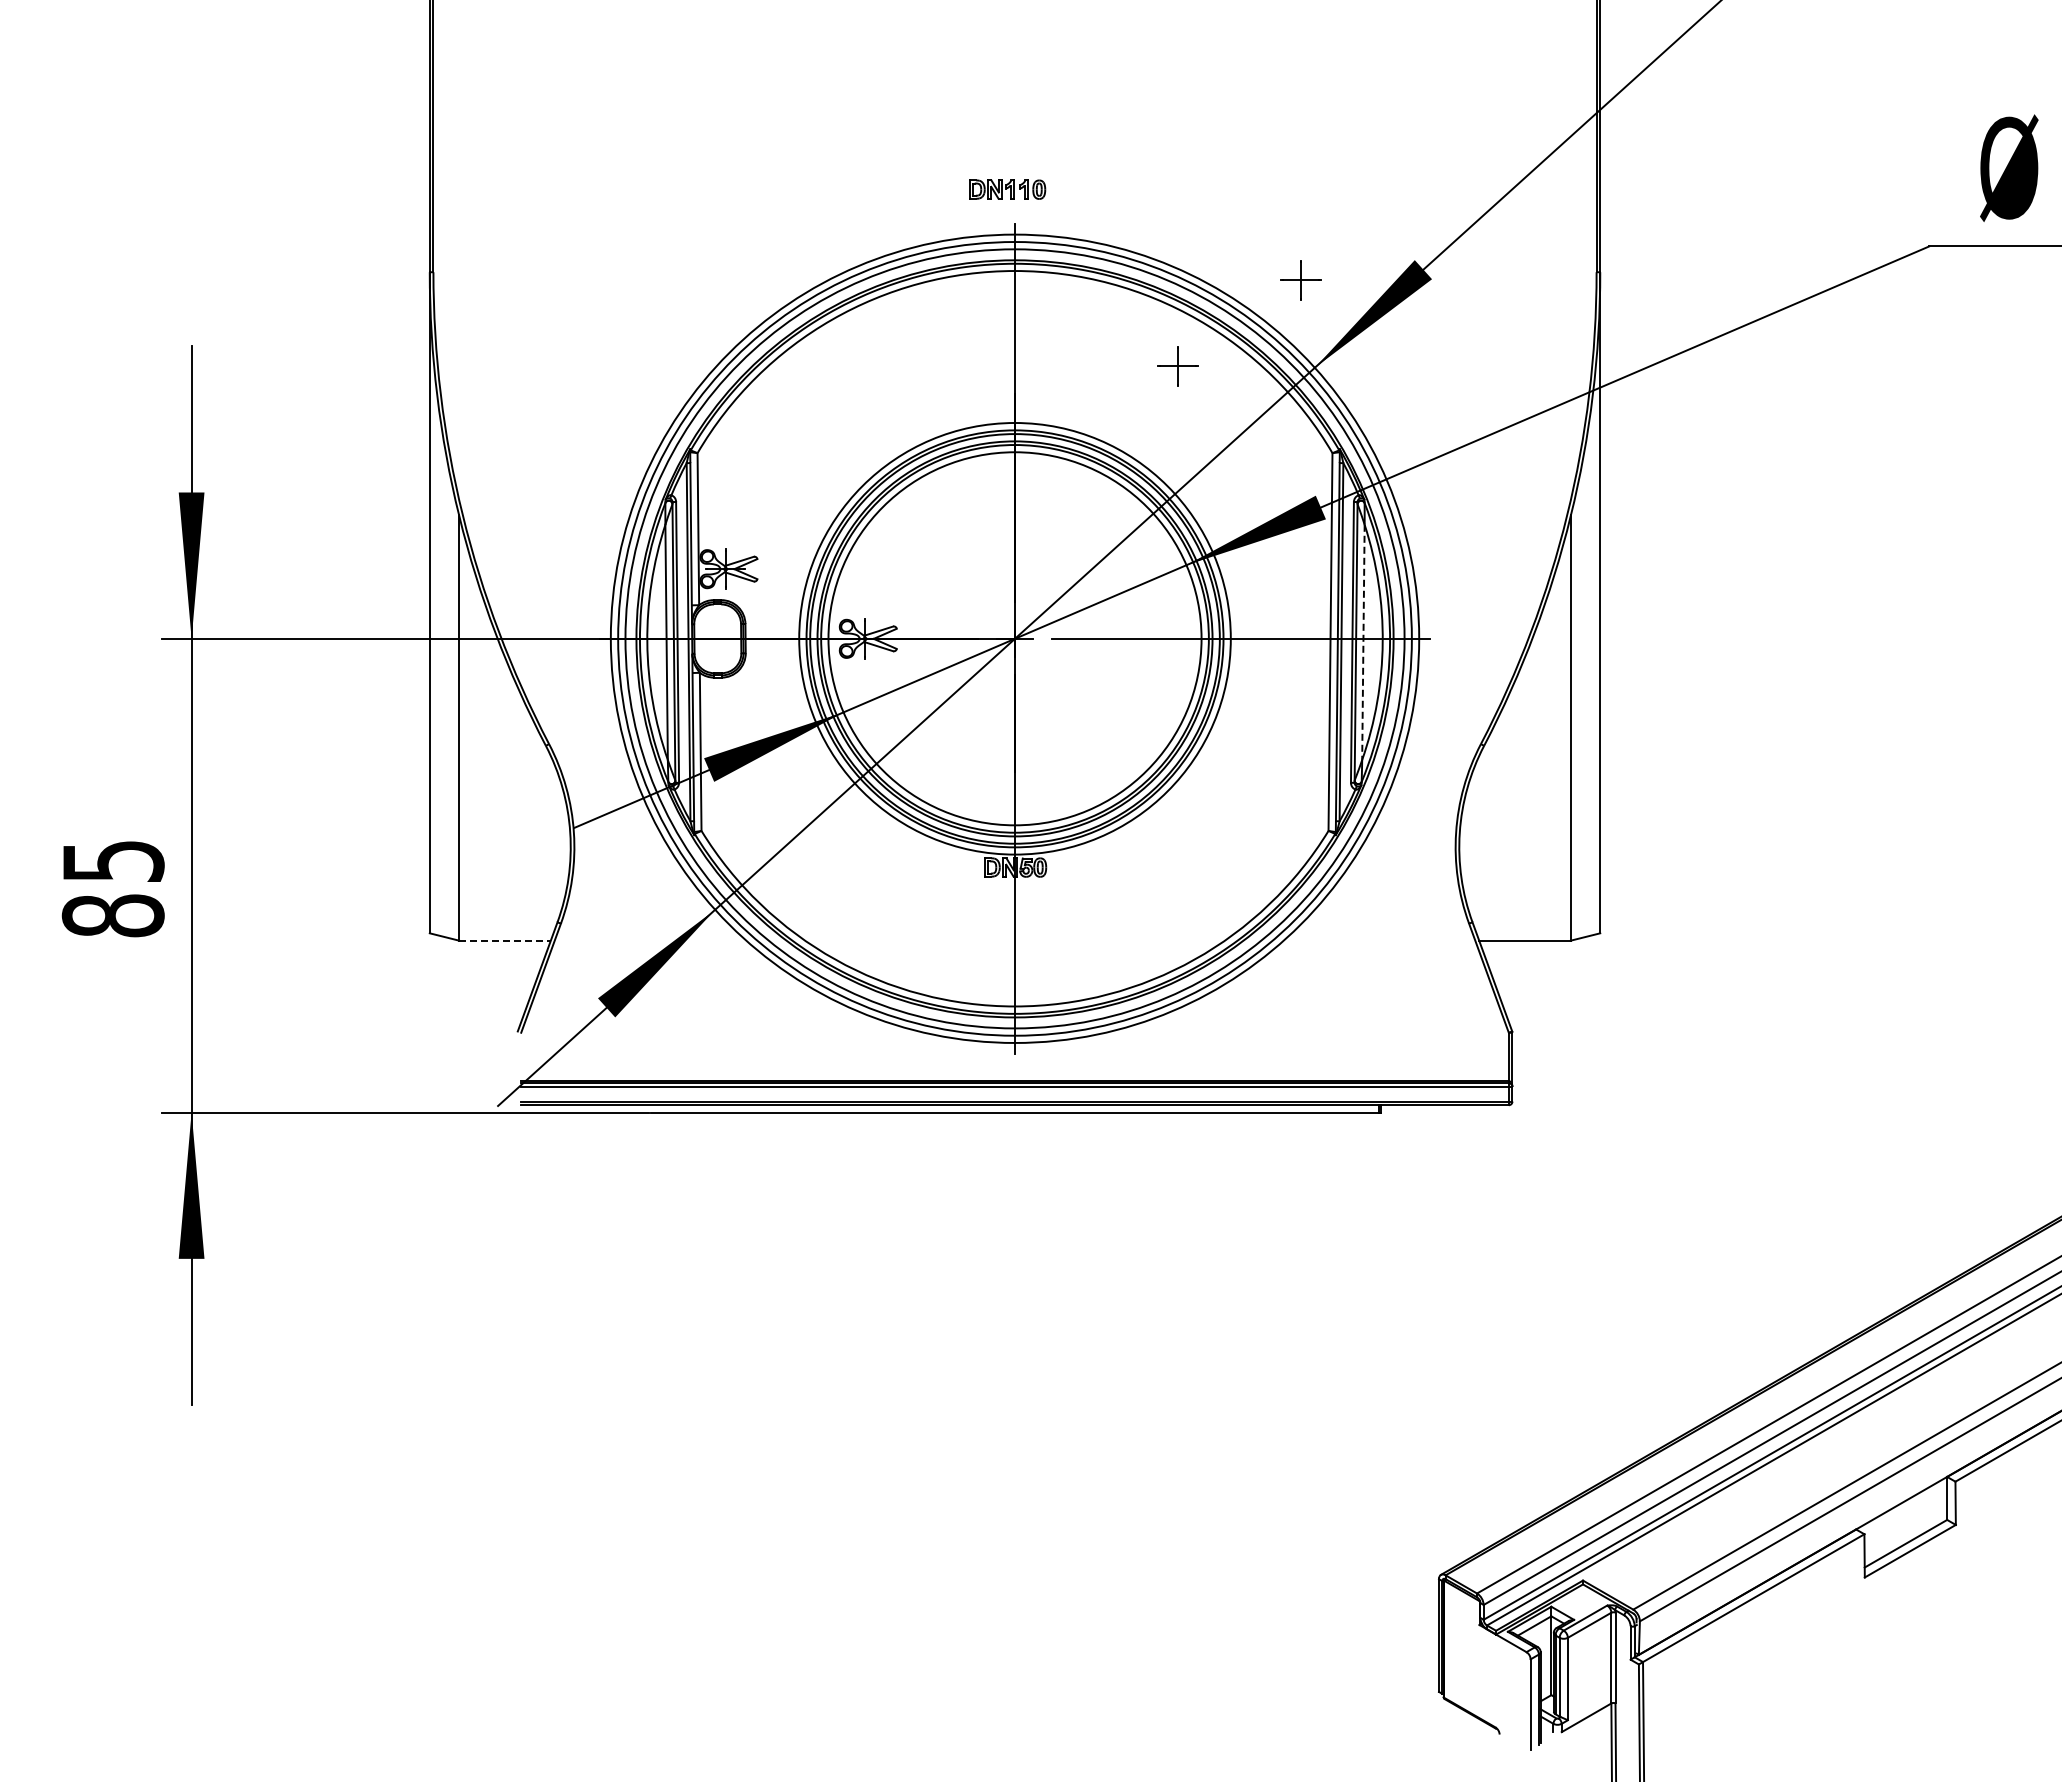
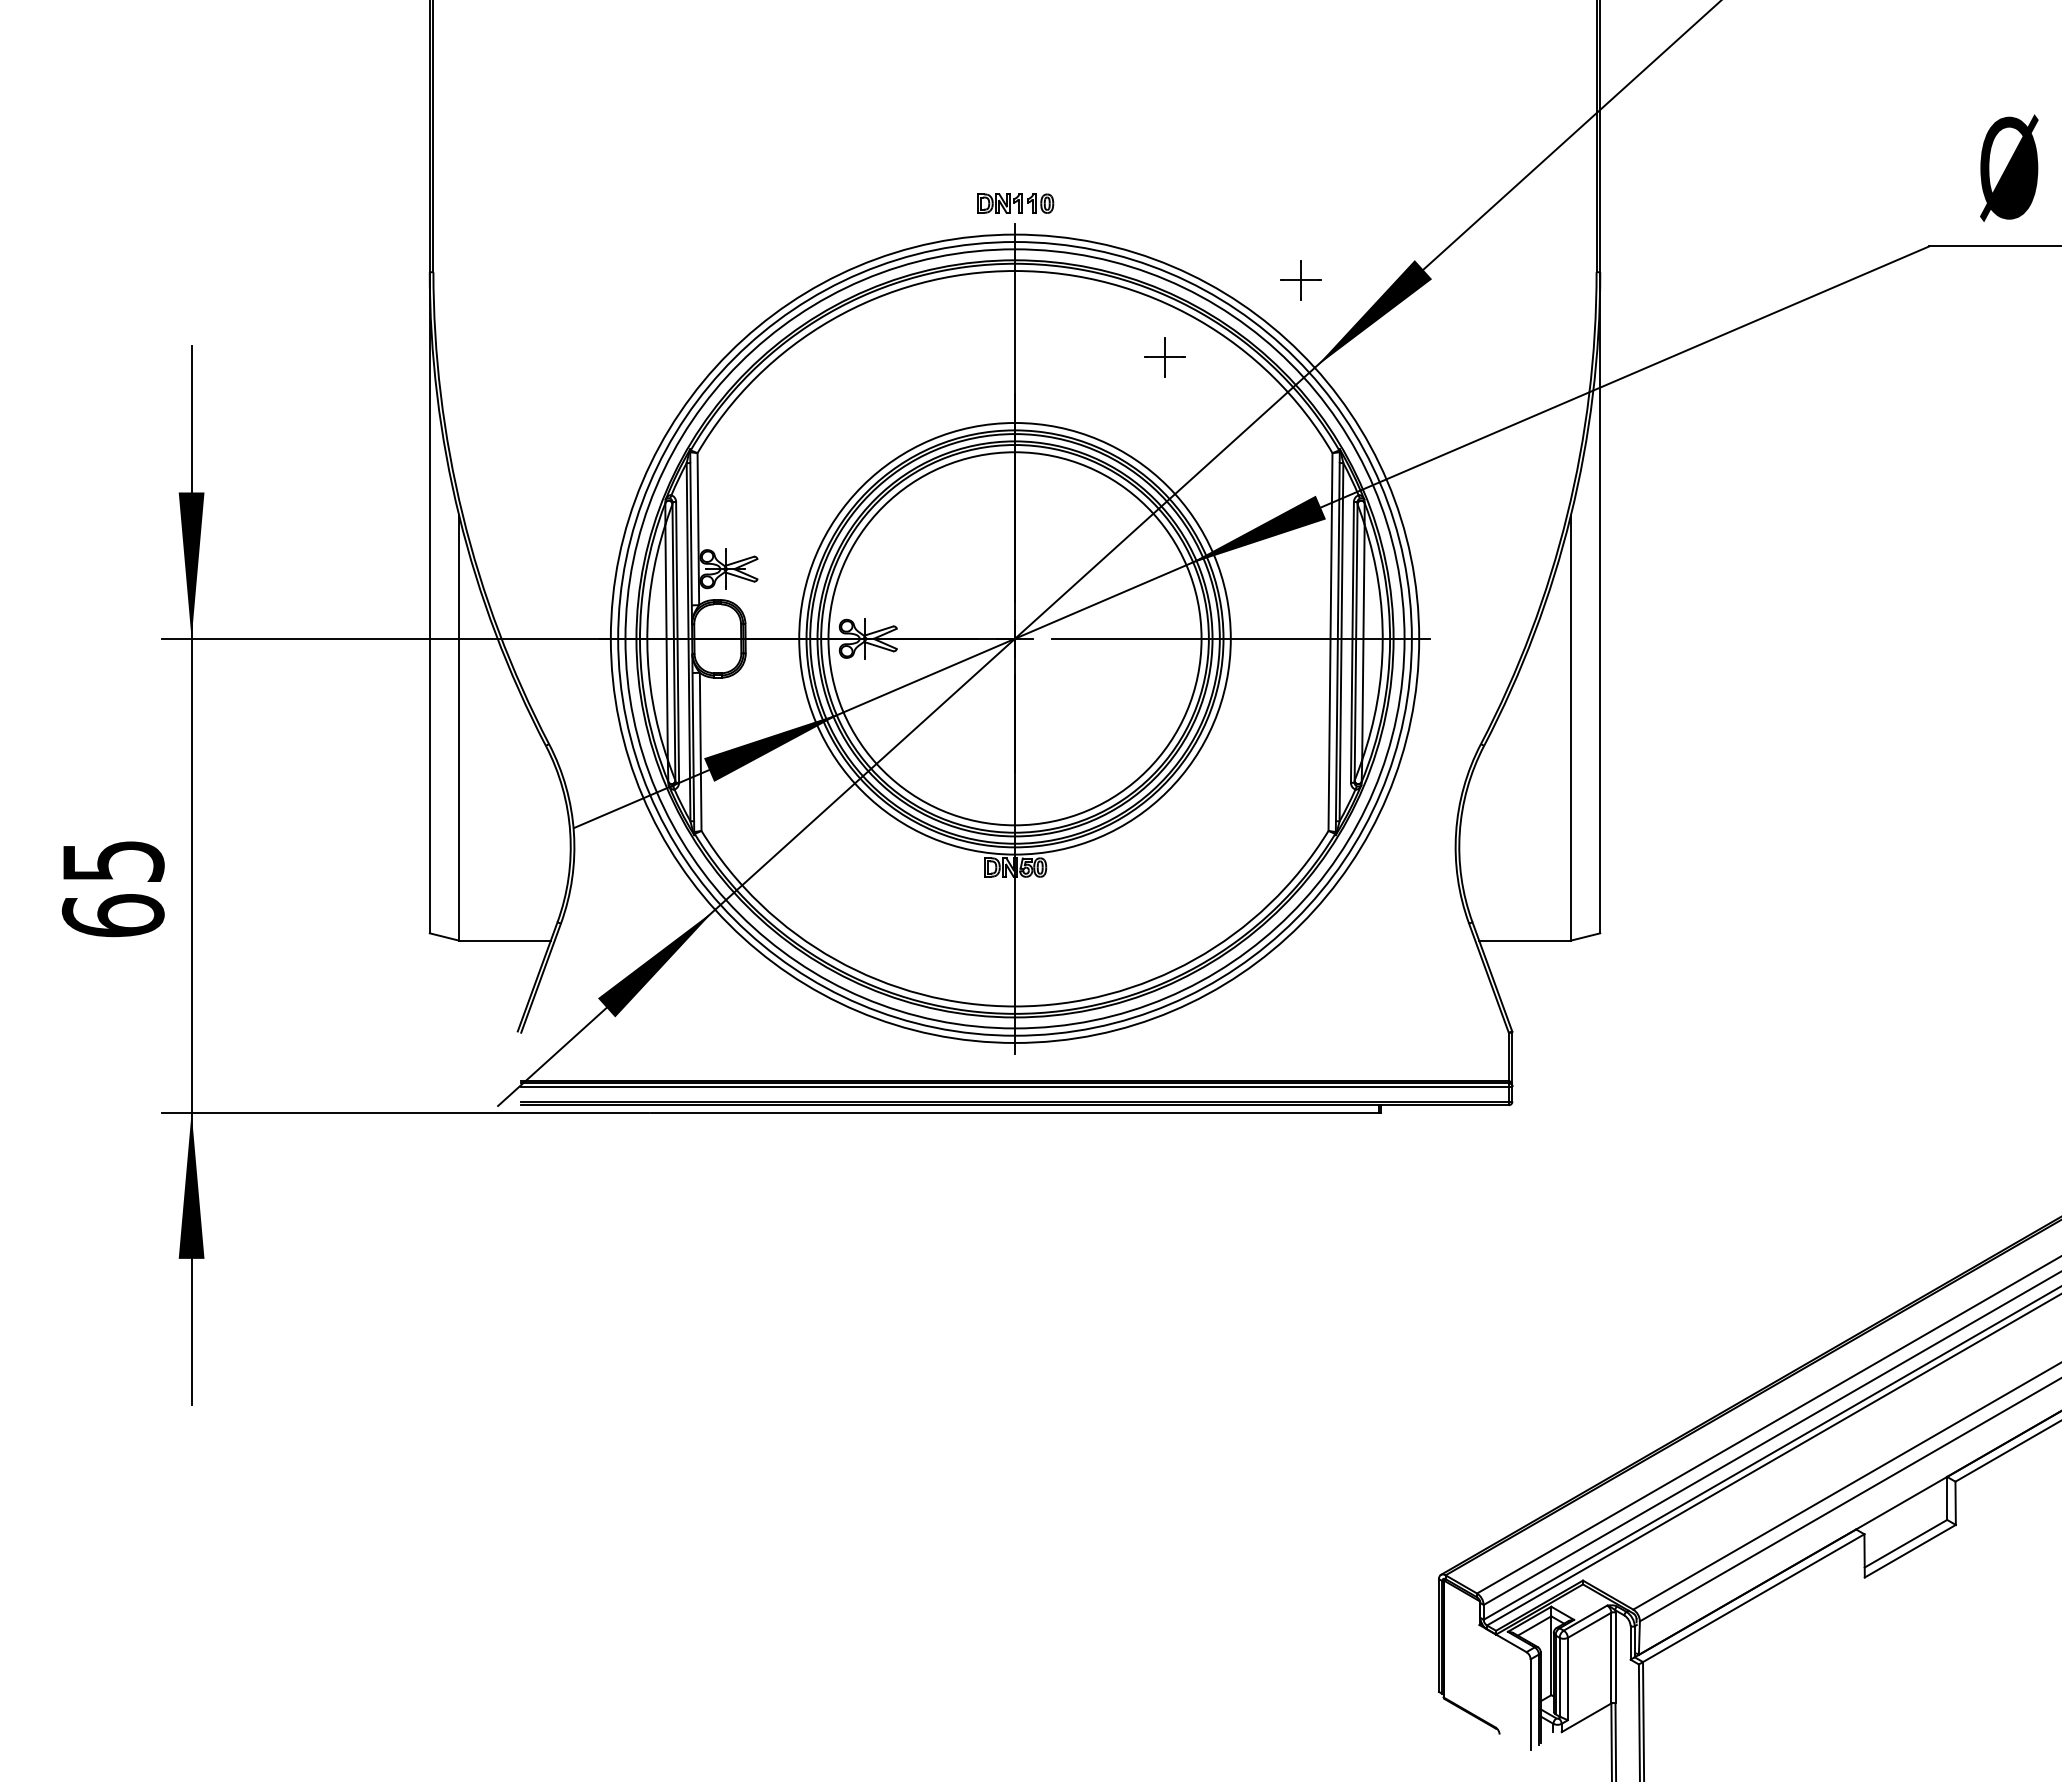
part position: (1007, 189) -> (1015, 203) (1015, 203)
part position: (1177, 366) -> (1164, 357) (1164, 357)
line: dashed -> solid (1363, 642)
text: 85 -> 65 (112, 915)
line: dashed -> solid (504, 940)
